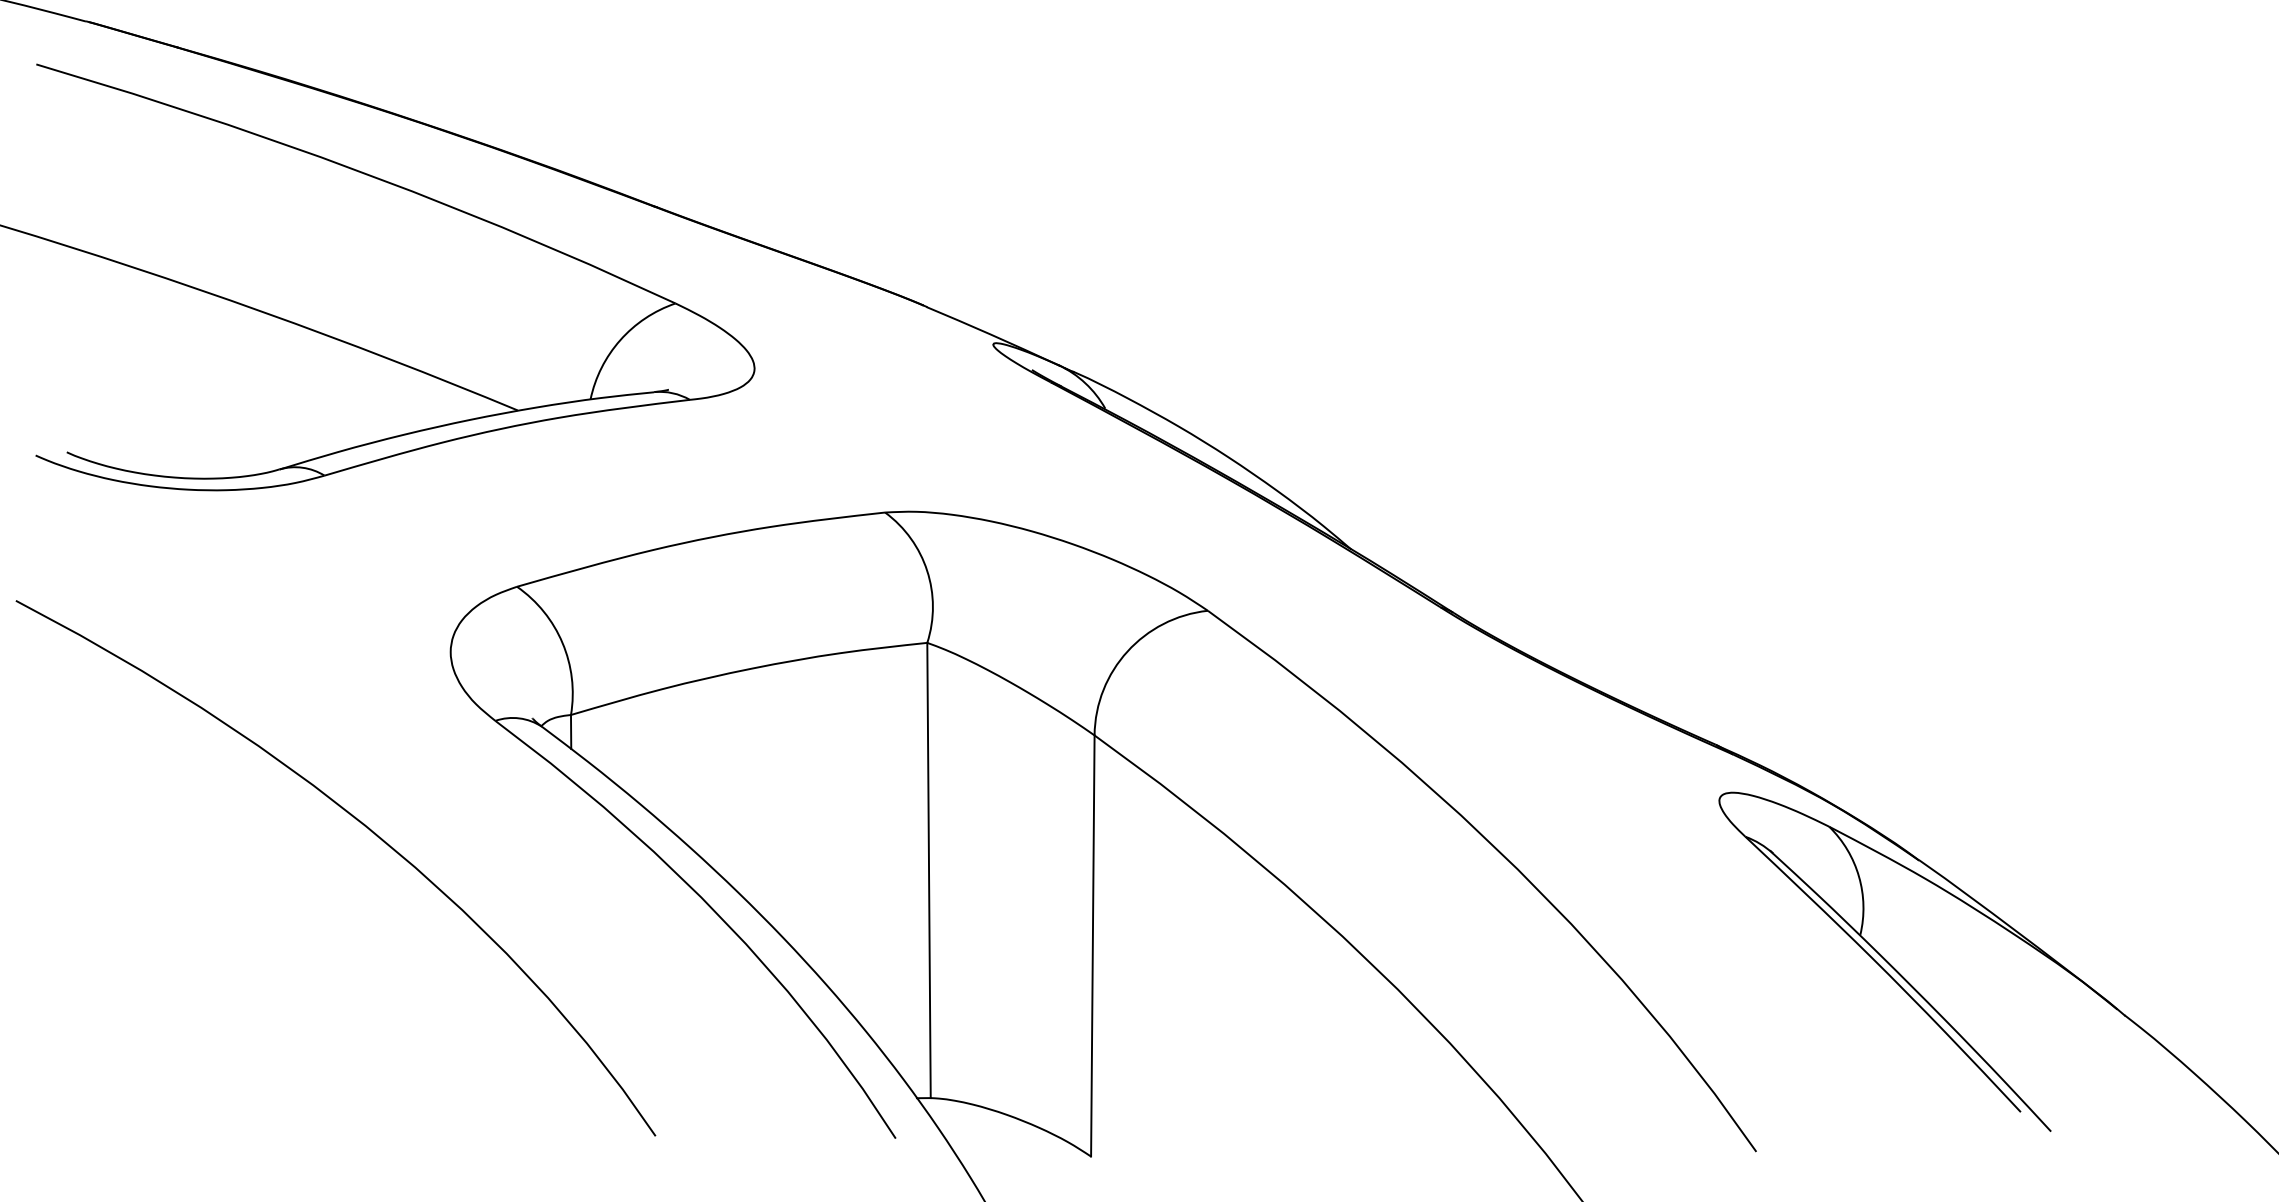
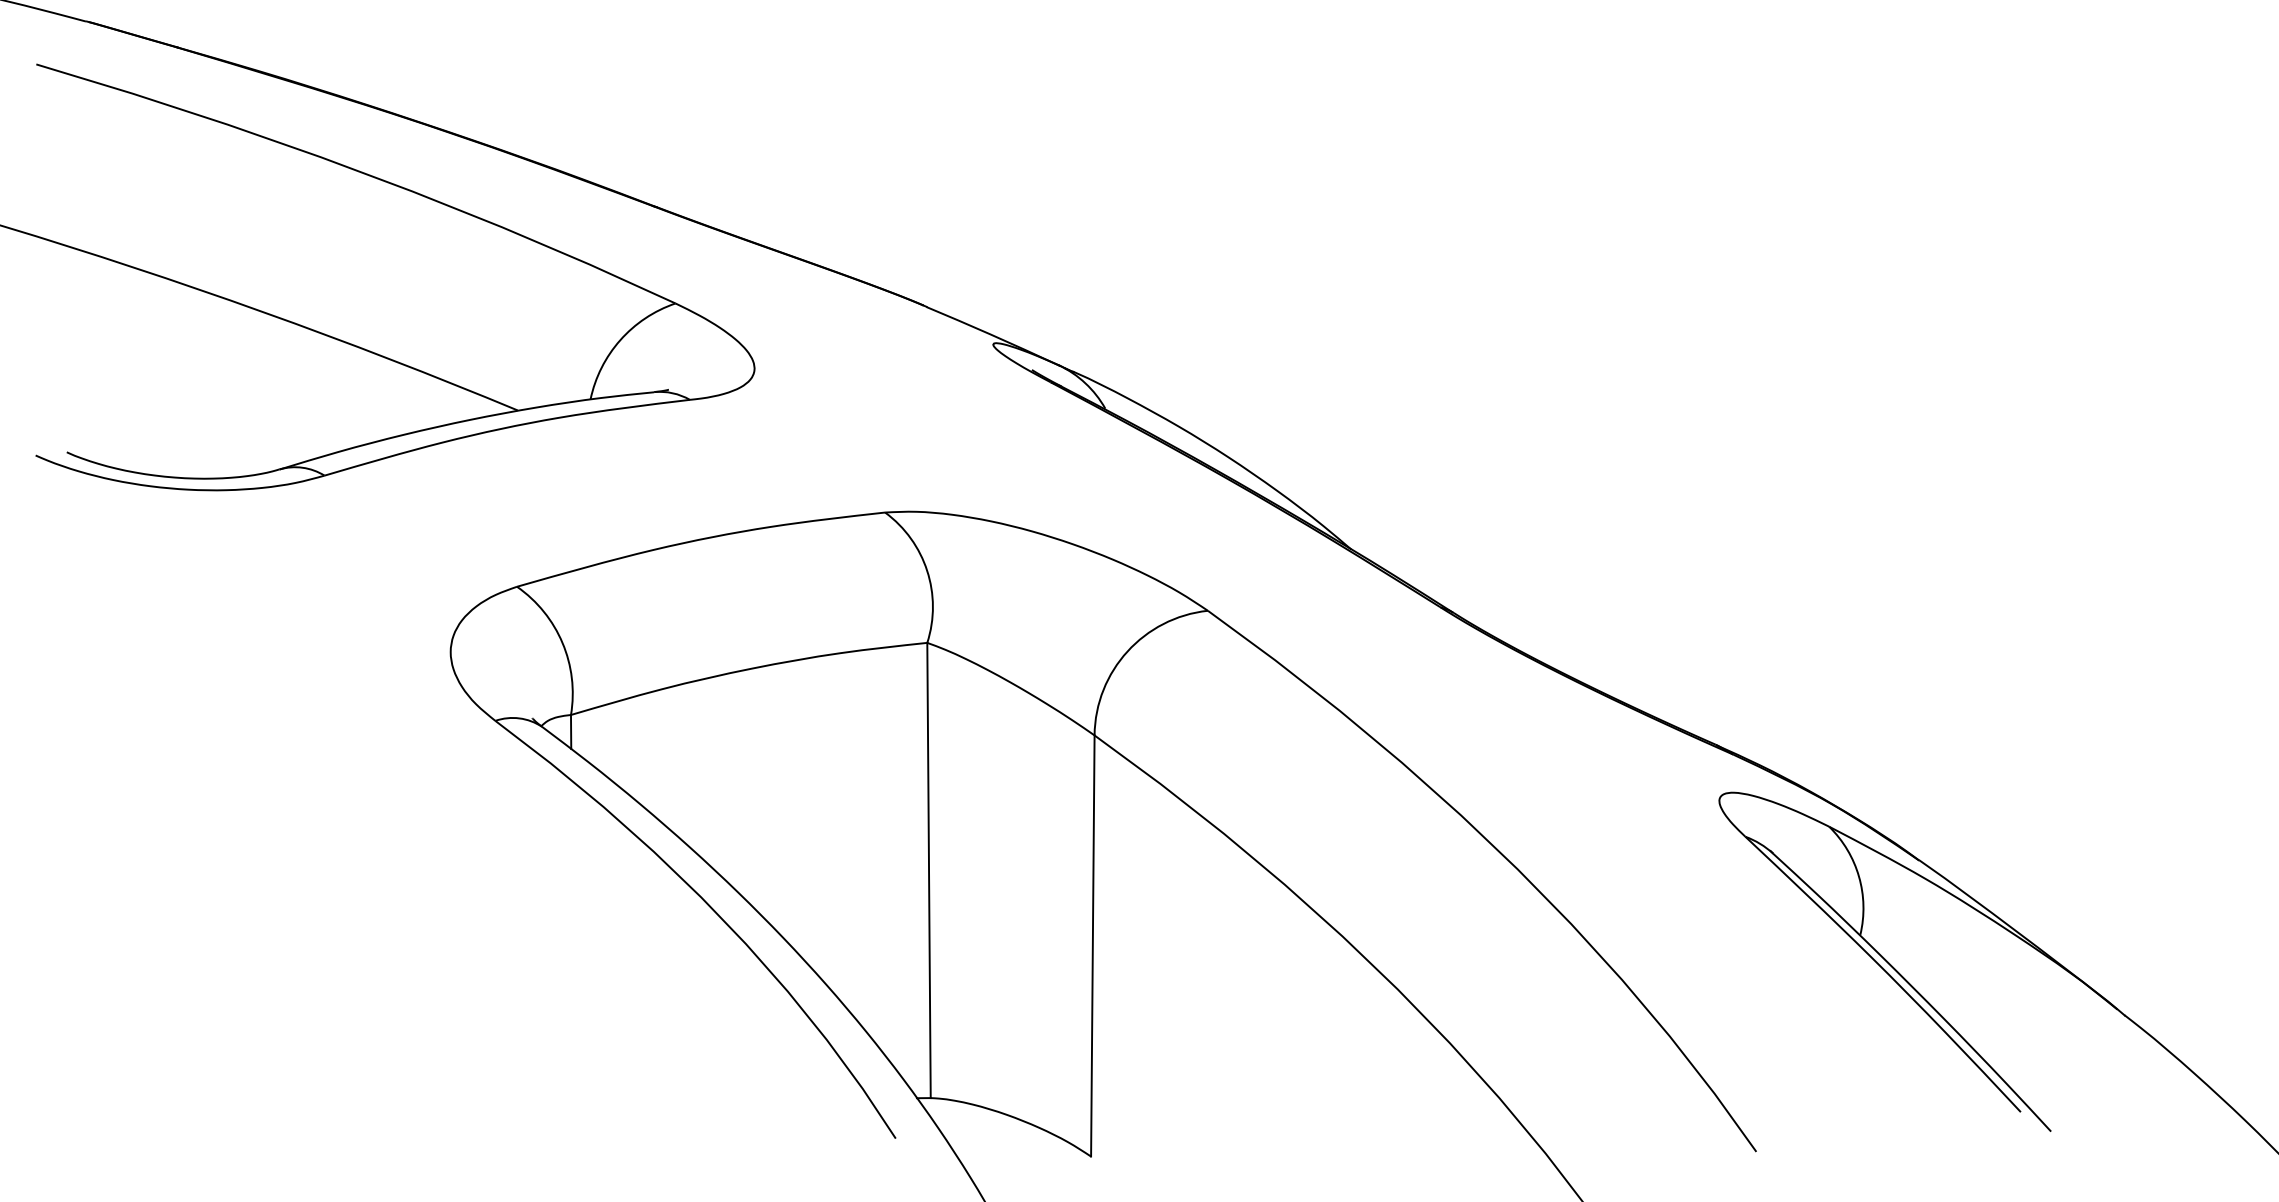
curve: present -> none (365, 827)
